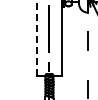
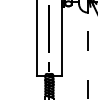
line: dashed -> solid (36, 37)
